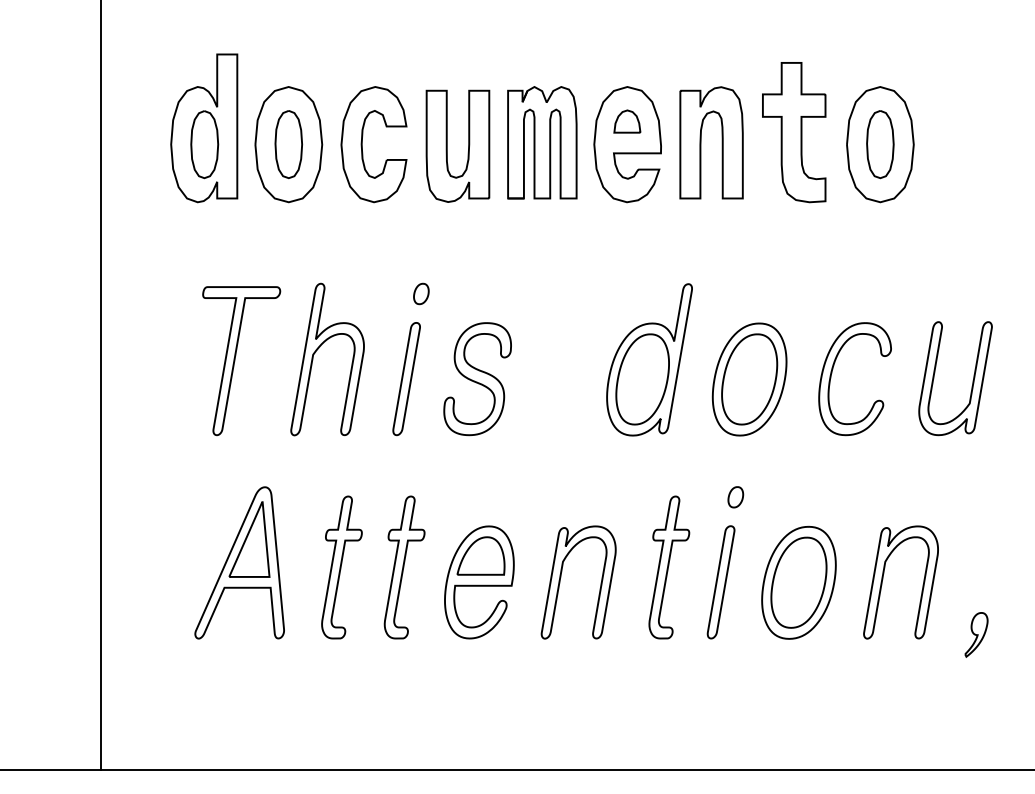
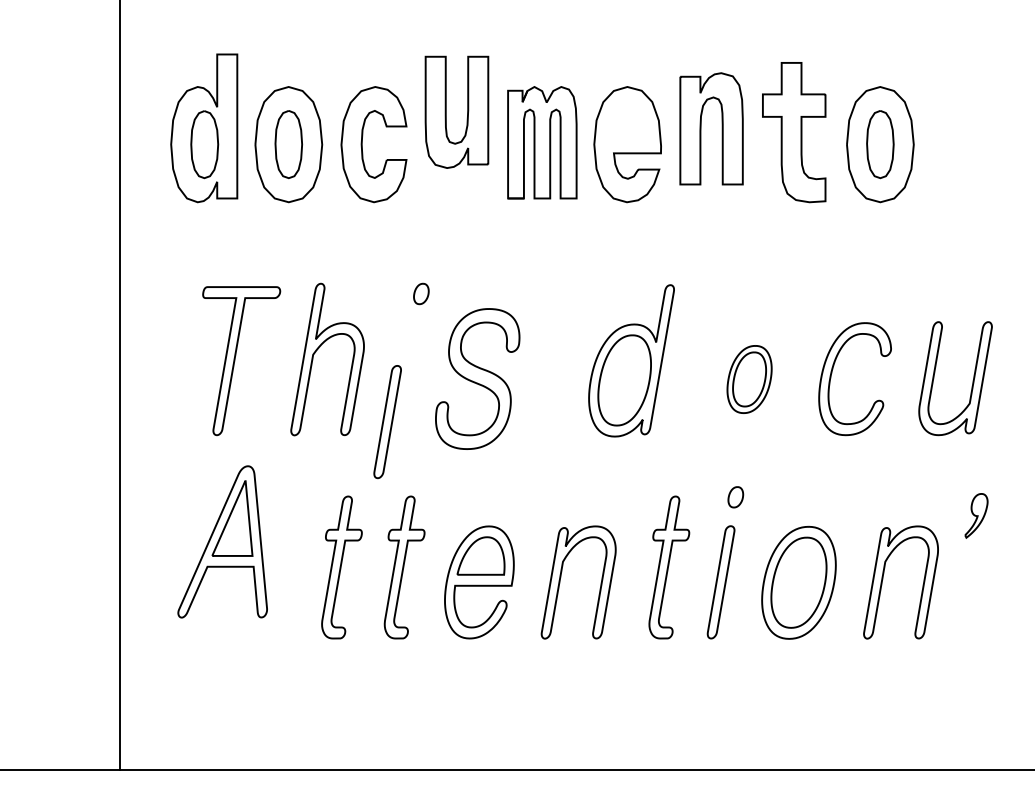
part: present -> none (627, 121)
part position: (701, 142) -> (701, 128) (701, 128)
part position: (447, 145) -> (446, 111) (446, 111)
part position: (649, 359) -> (631, 360) (631, 360)
part position: (406, 379) -> (387, 422) (387, 422)
part size: 69x115 px -> 86x142 px (477, 378)
part size: 77x115 px -> 47x69 px (749, 379)
line position: (101, 385) -> (120, 385) (120, 385)
part position: (239, 562) -> (222, 541) (222, 541)
part position: (976, 634) -> (976, 515) (976, 515)
